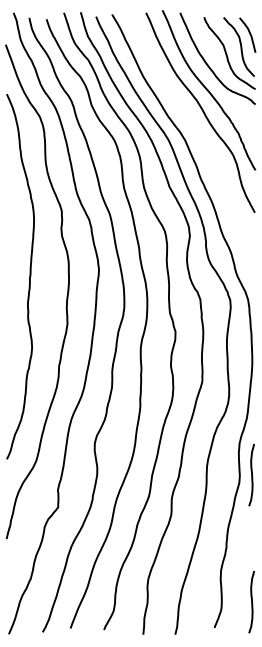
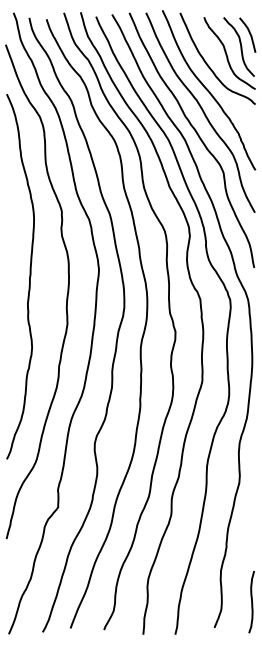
curve: none -> present (196, 134)
curve: present -> none (251, 474)
